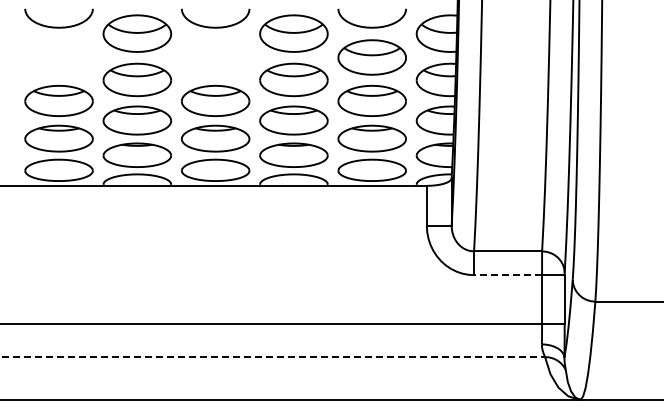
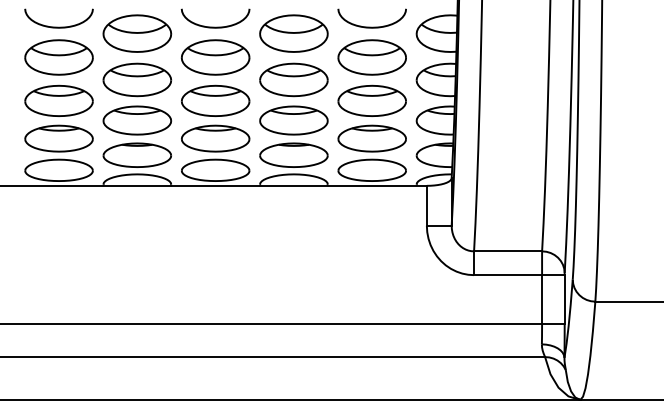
part: none -> present (58, 57)
part: none -> present (215, 57)
line: dashed -> solid (507, 275)
line: dashed -> solid (273, 357)
